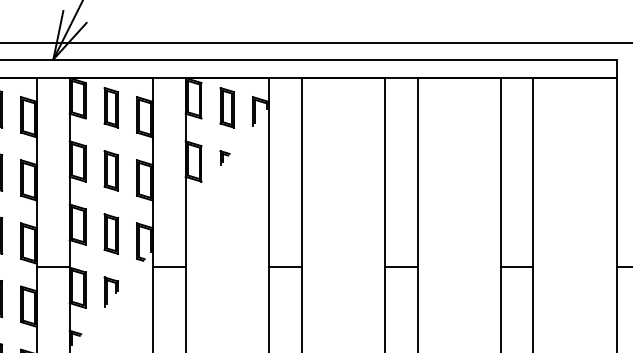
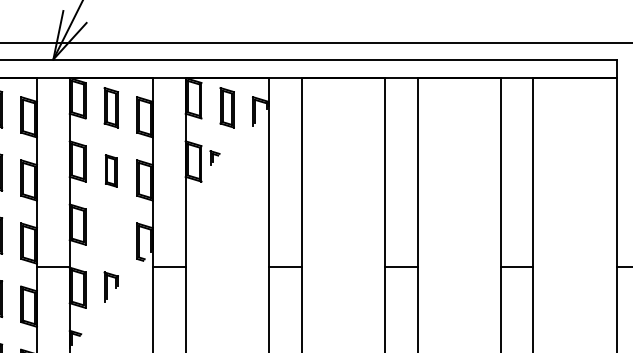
part position: (224, 157) -> (214, 157) (214, 157)
part size: 16x42 px -> 14x34 px (110, 170)
part: present -> none (110, 233)
part position: (110, 291) -> (110, 286) (110, 286)
